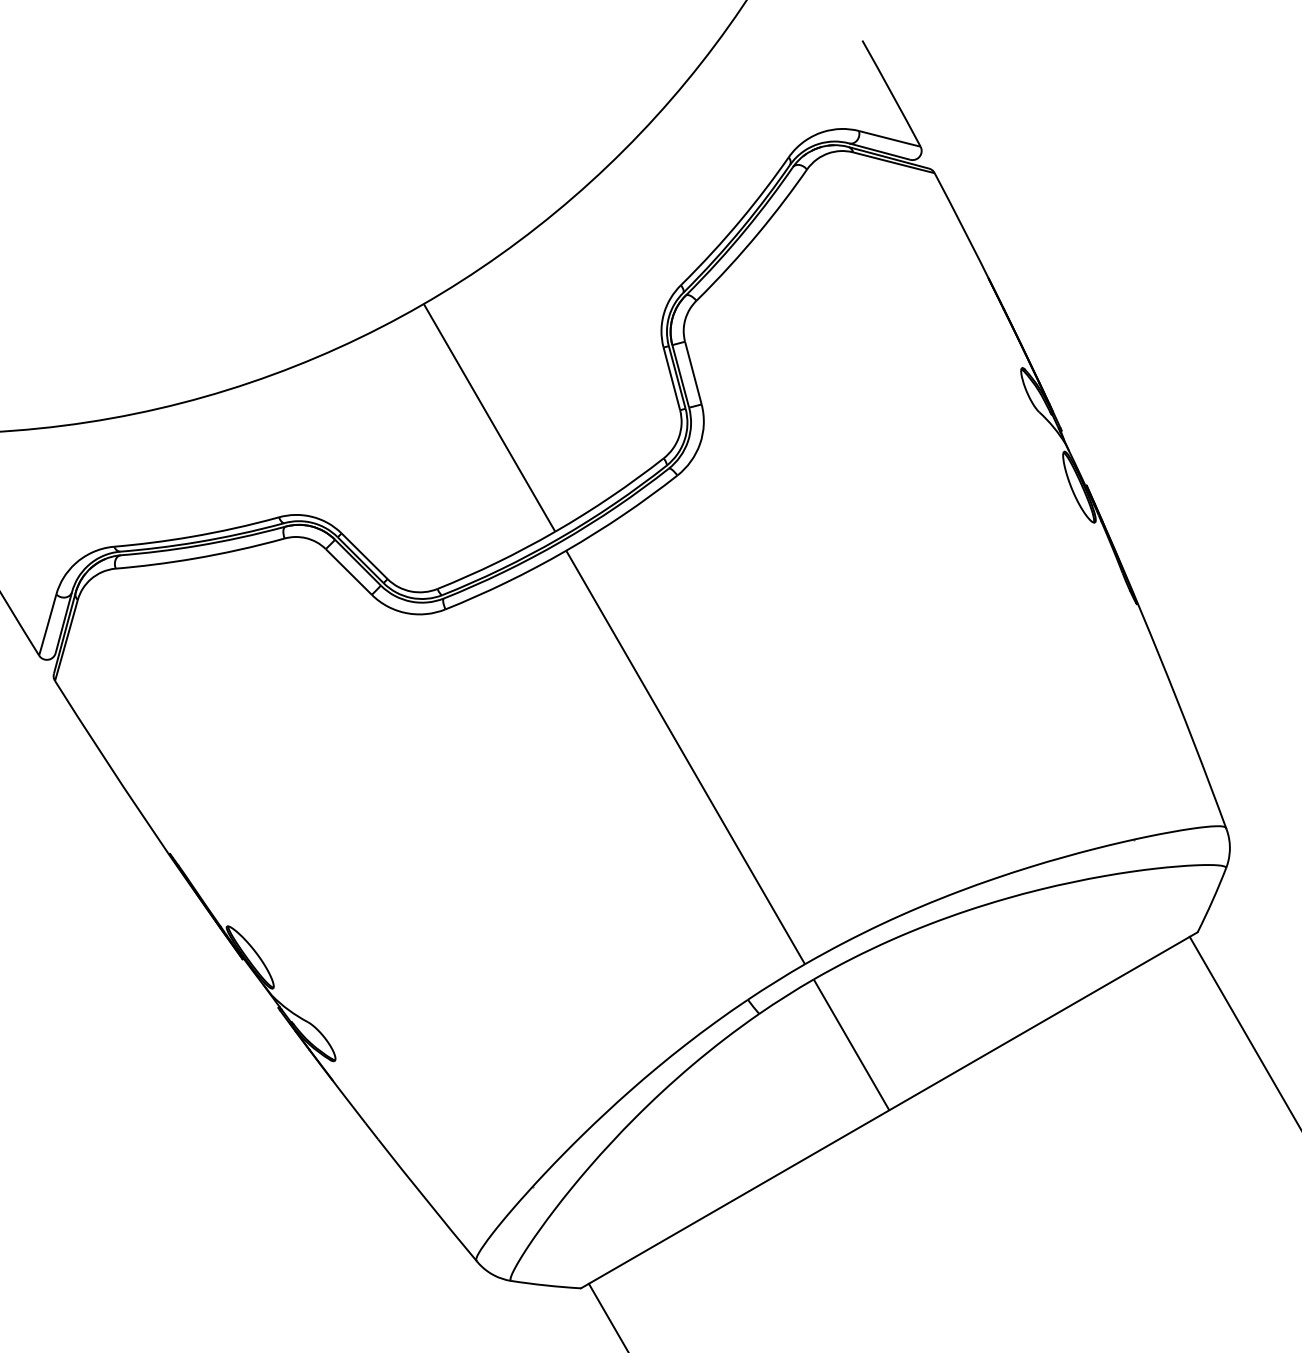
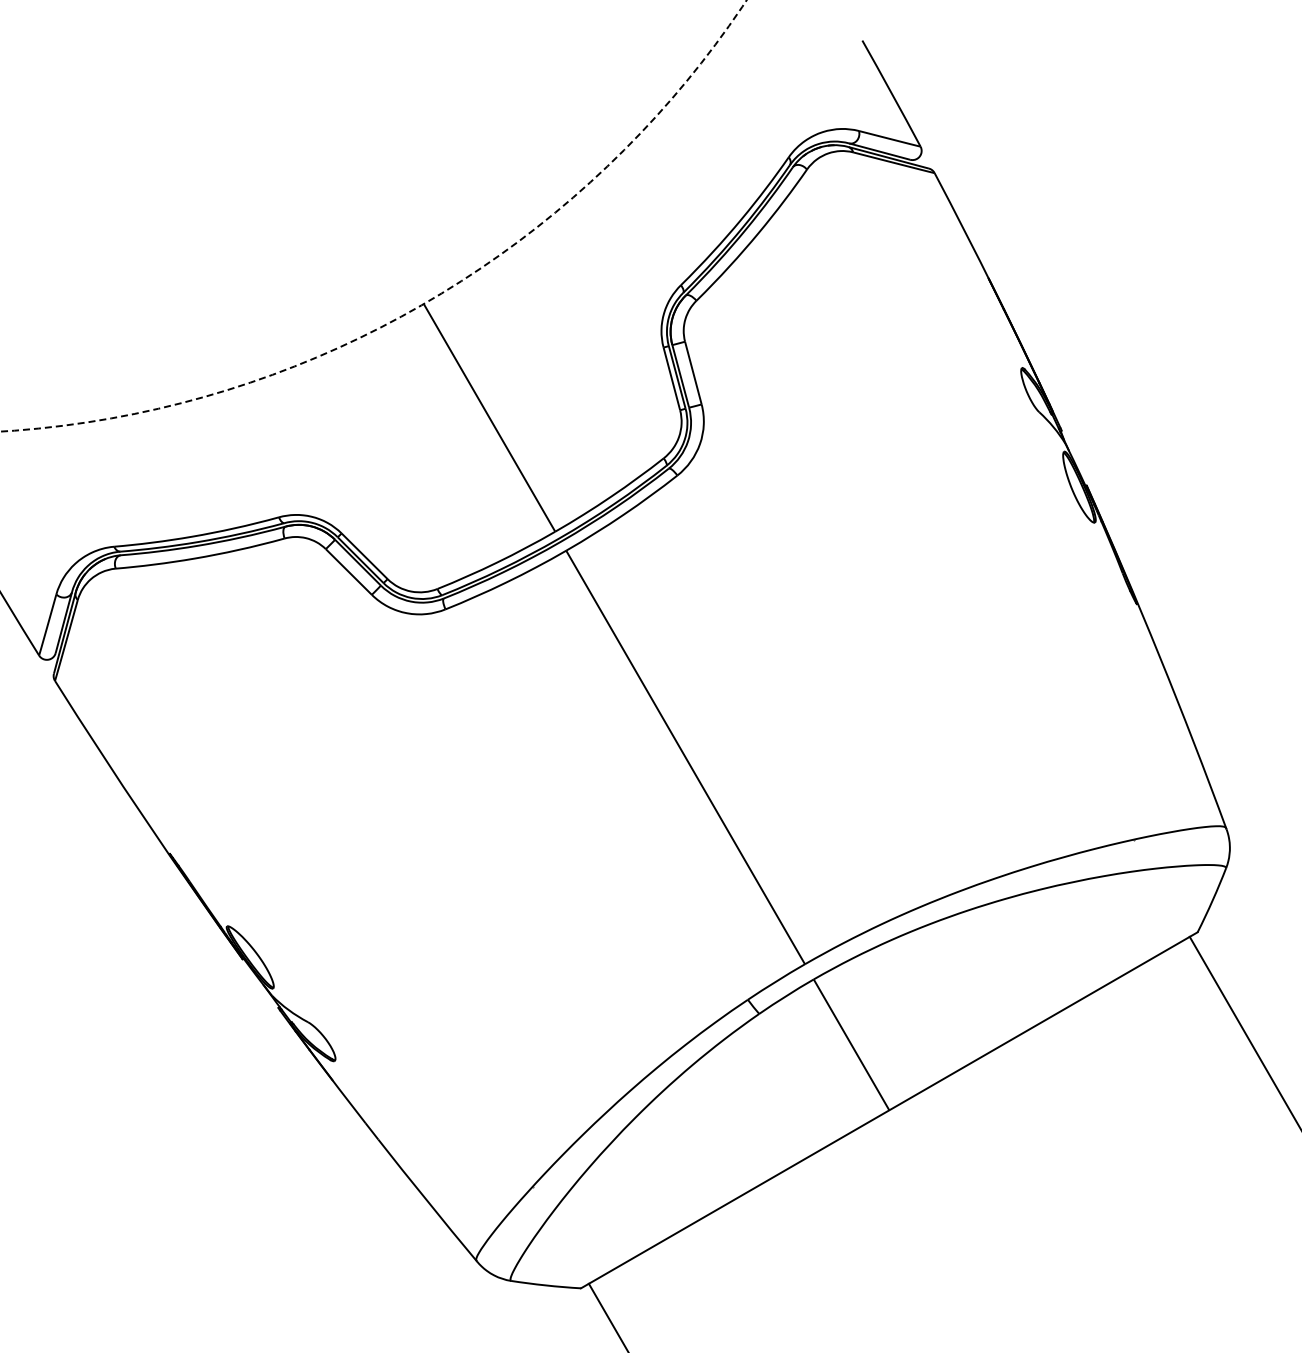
circle: solid -> dashed (373, 215)
